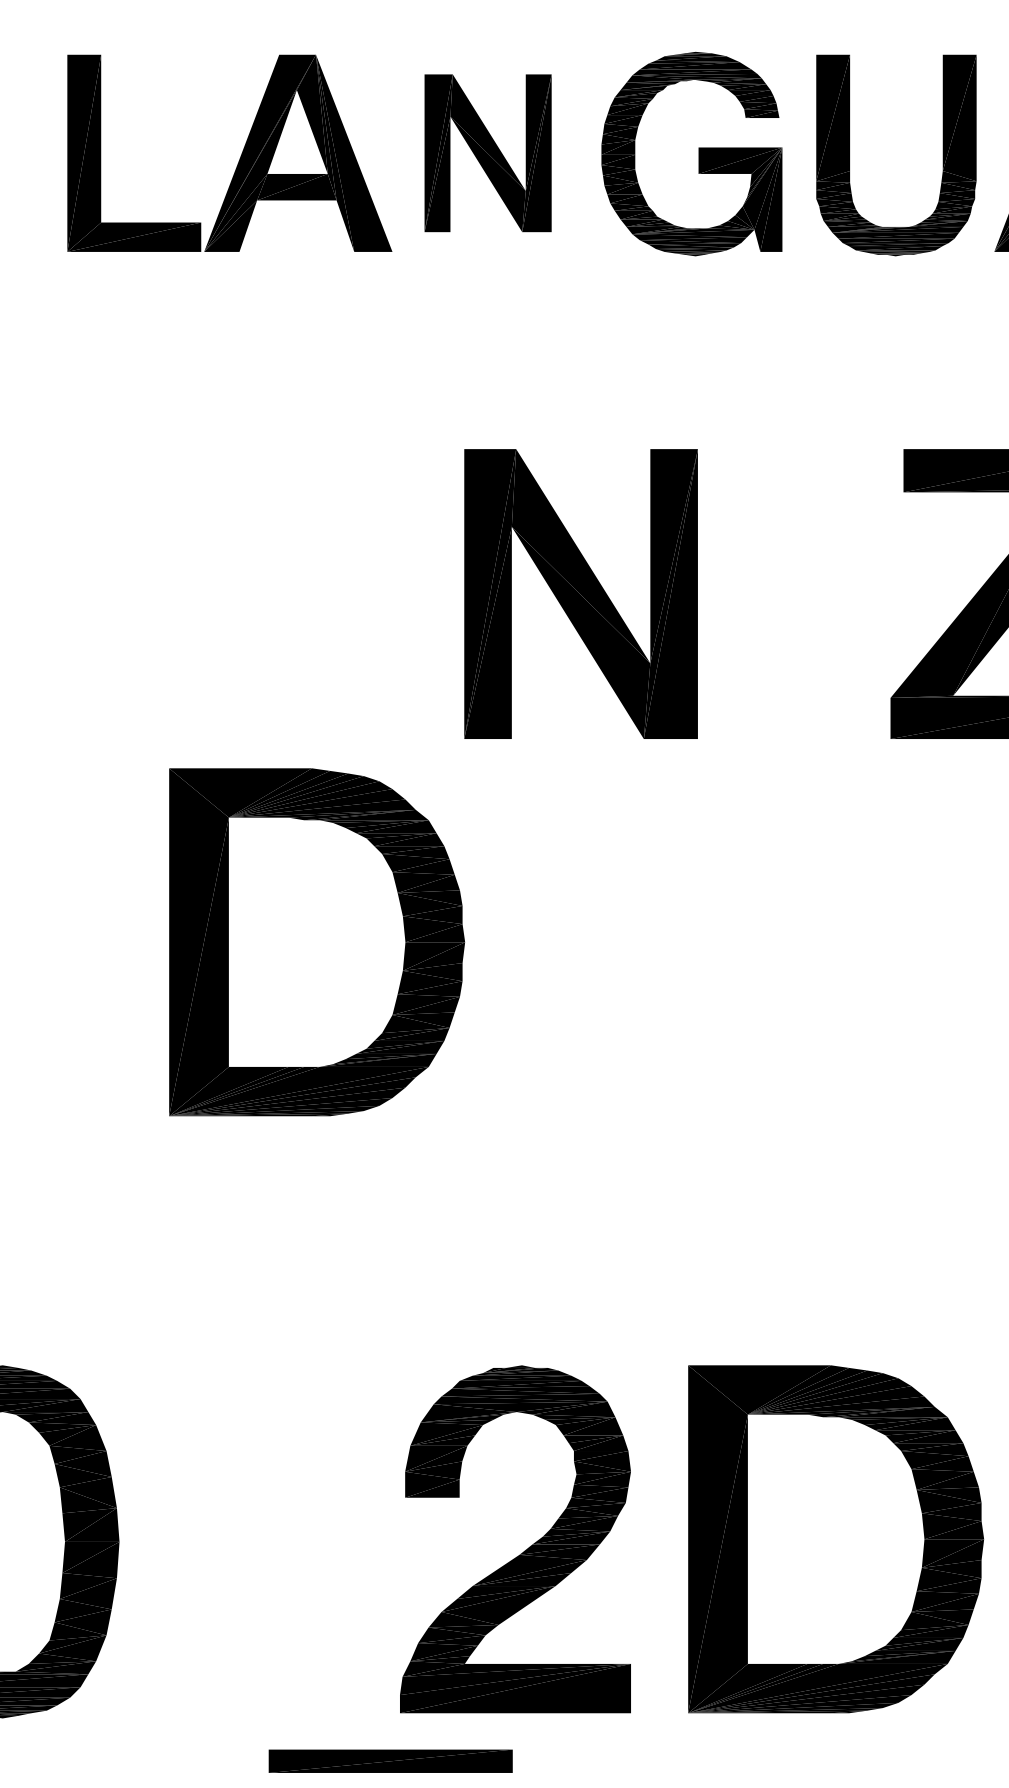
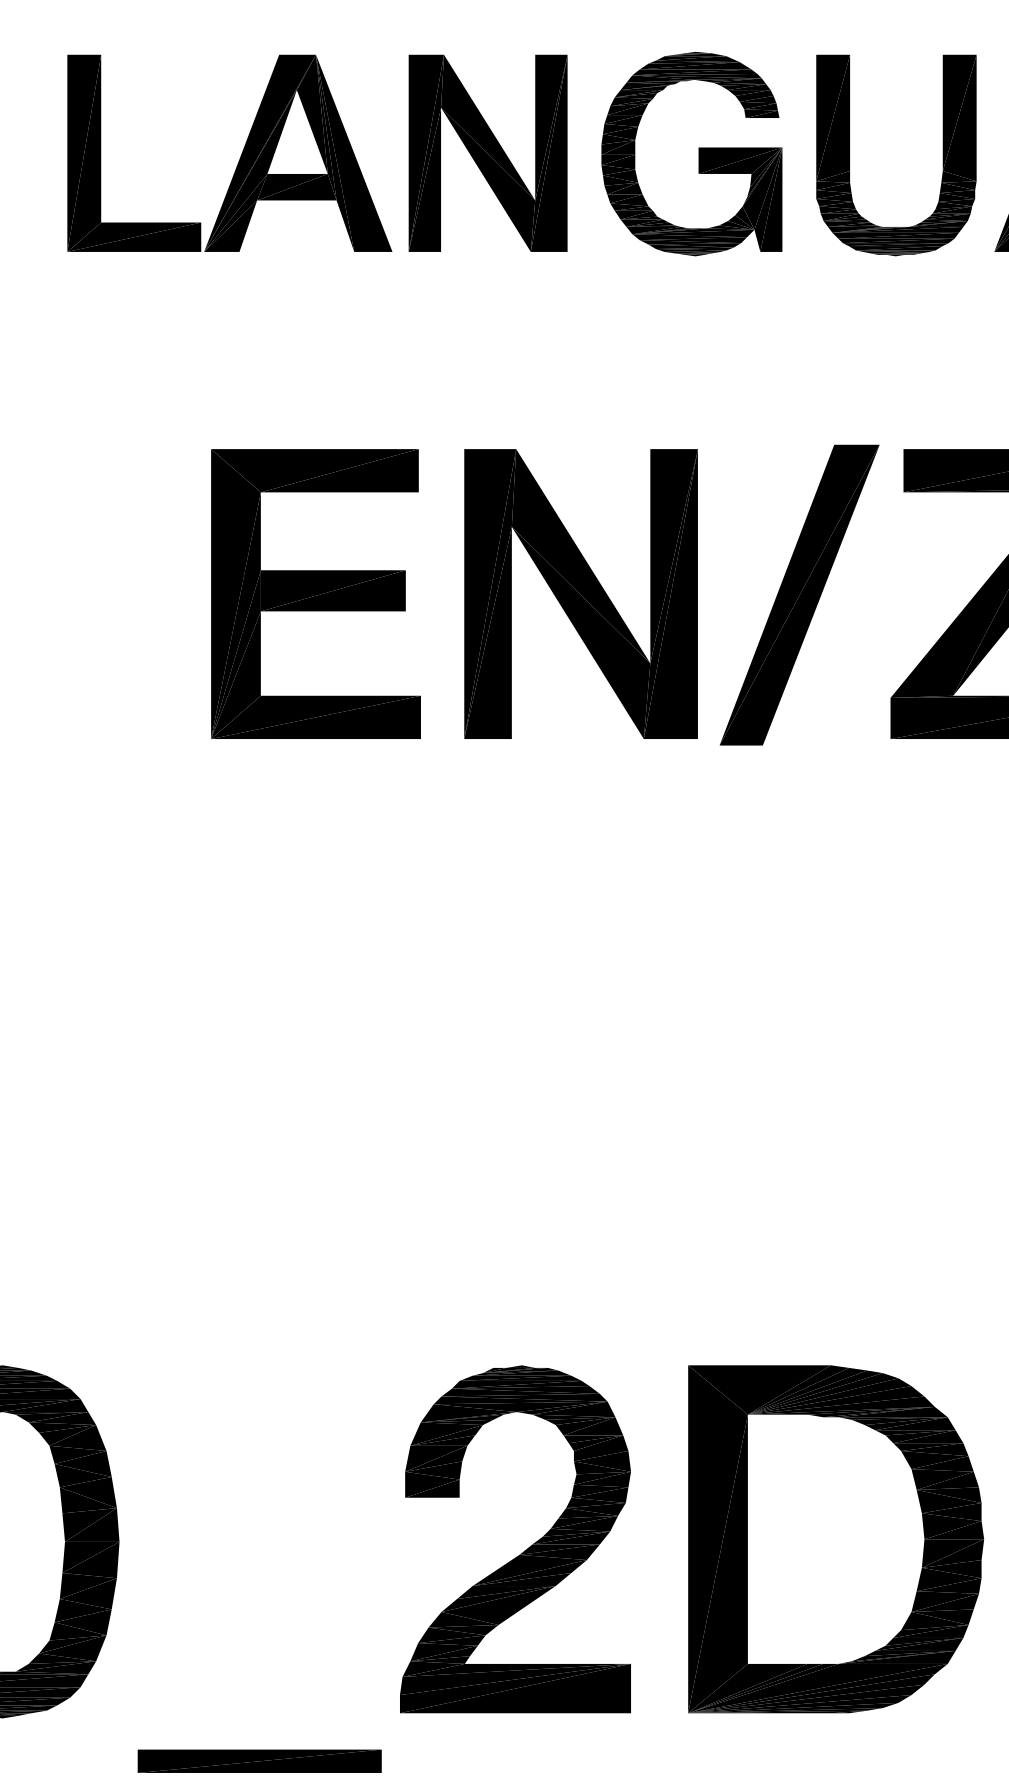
part size: 128x159 px -> 160x198 px (487, 152)
part: none -> present (315, 593)
part: none -> present (799, 594)
part: present -> none (317, 942)
part position: (390, 1760) -> (259, 1760) (259, 1760)
